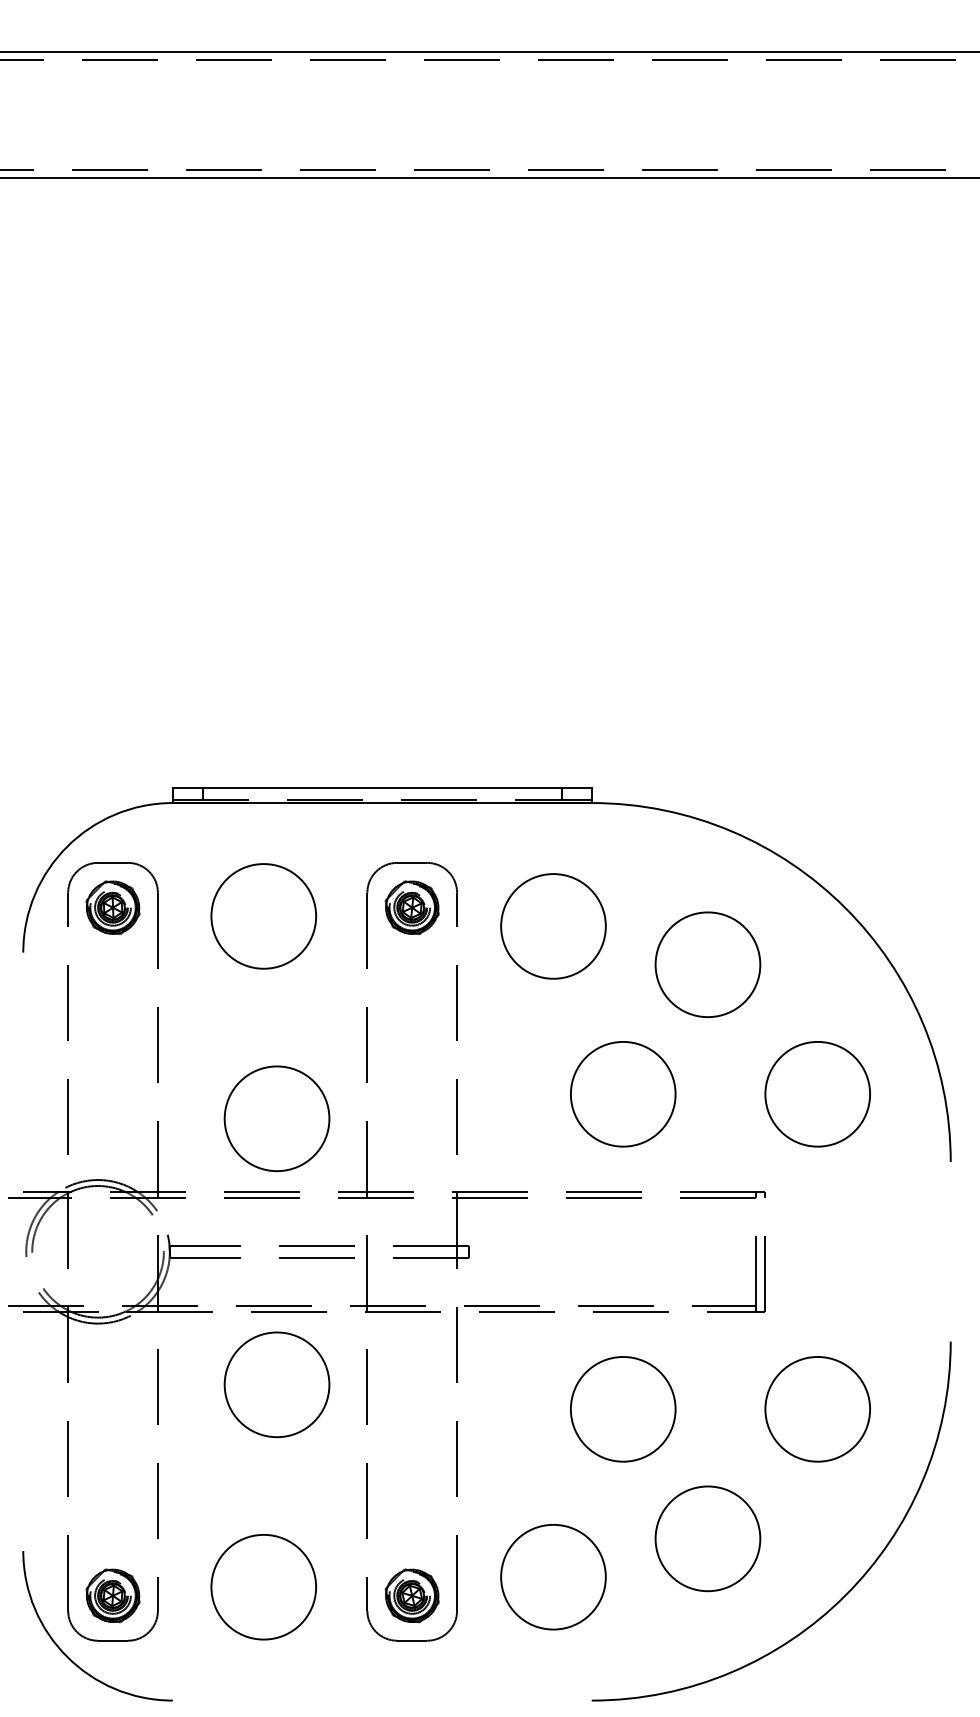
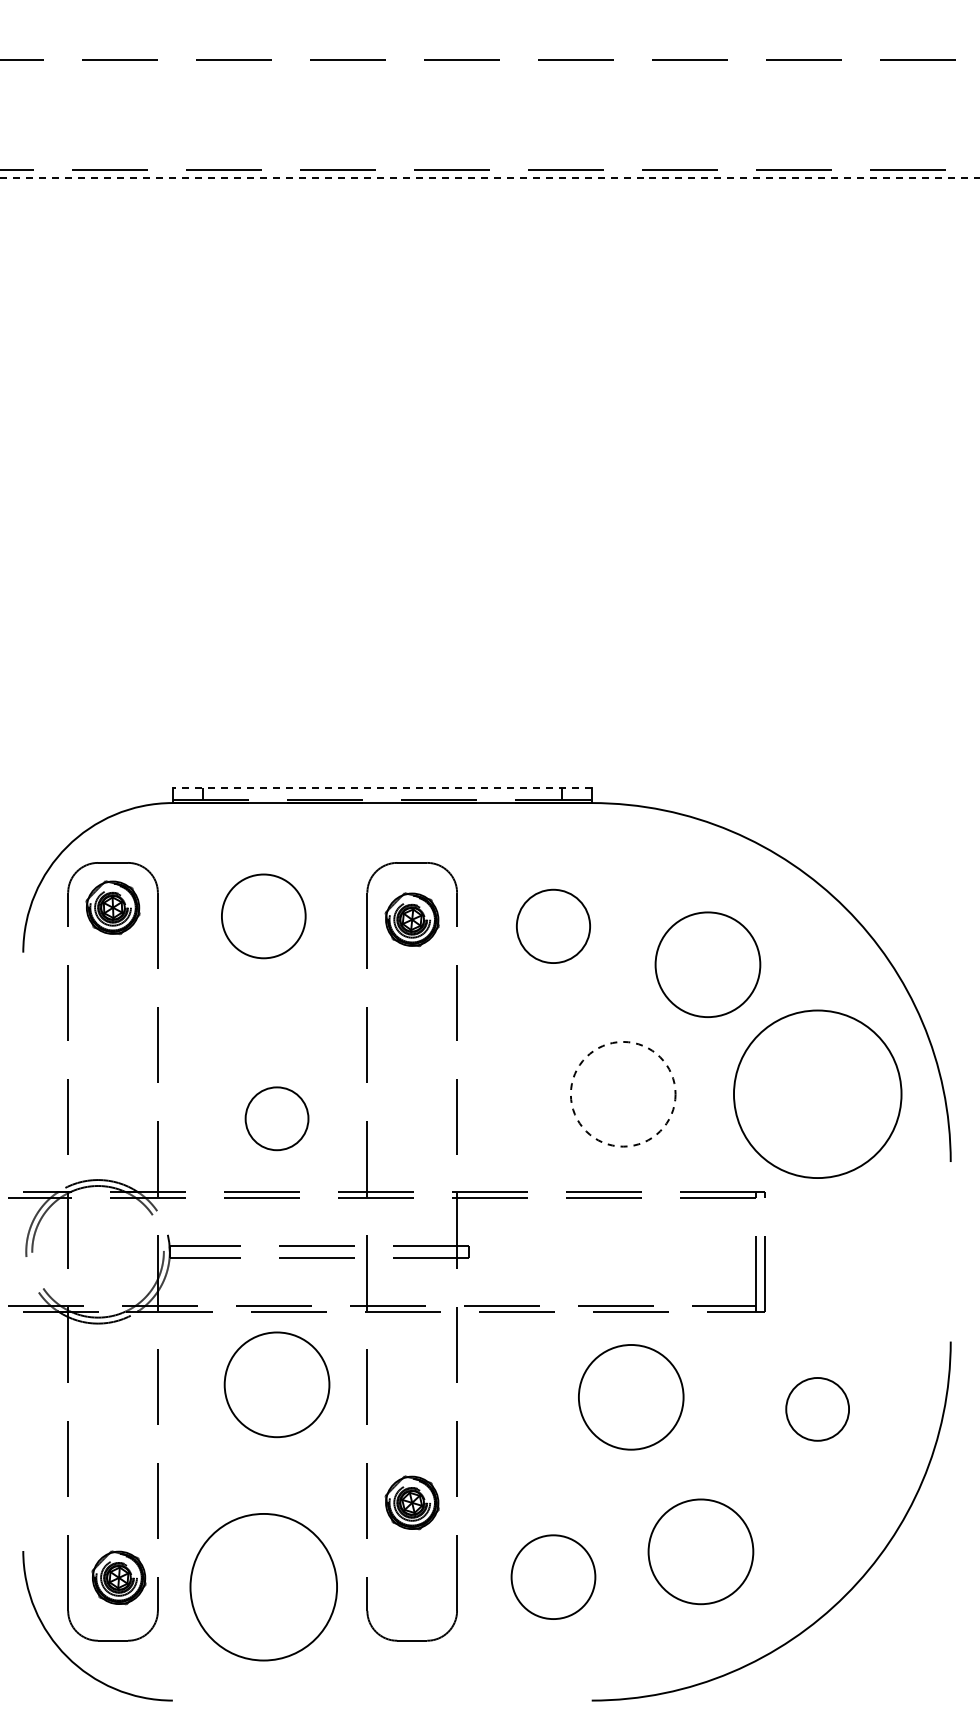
line: present -> none (489, 51)
line: solid -> dashed (490, 178)
line: solid -> dashed (381, 788)
part position: (411, 907) -> (411, 919) (411, 919)
circle diameter: 105 px -> 84 px (263, 916)
circle diameter: 105 px -> 73 px (553, 926)
circle: solid -> dashed (622, 1093)
circle diameter: 105 px -> 168 px (817, 1094)
circle diameter: 105 px -> 63 px (276, 1118)
circle position: (623, 1409) -> (631, 1397) (631, 1397)
circle size: 107x107 px -> 65x65 px (817, 1409)
circle position: (707, 1538) -> (700, 1551) (700, 1551)
circle diameter: 105 px -> 84 px (553, 1577)
circle diameter: 105 px -> 147 px (263, 1586)
part position: (112, 1595) -> (118, 1577) (118, 1577)
part position: (411, 1595) -> (411, 1502) (411, 1502)
